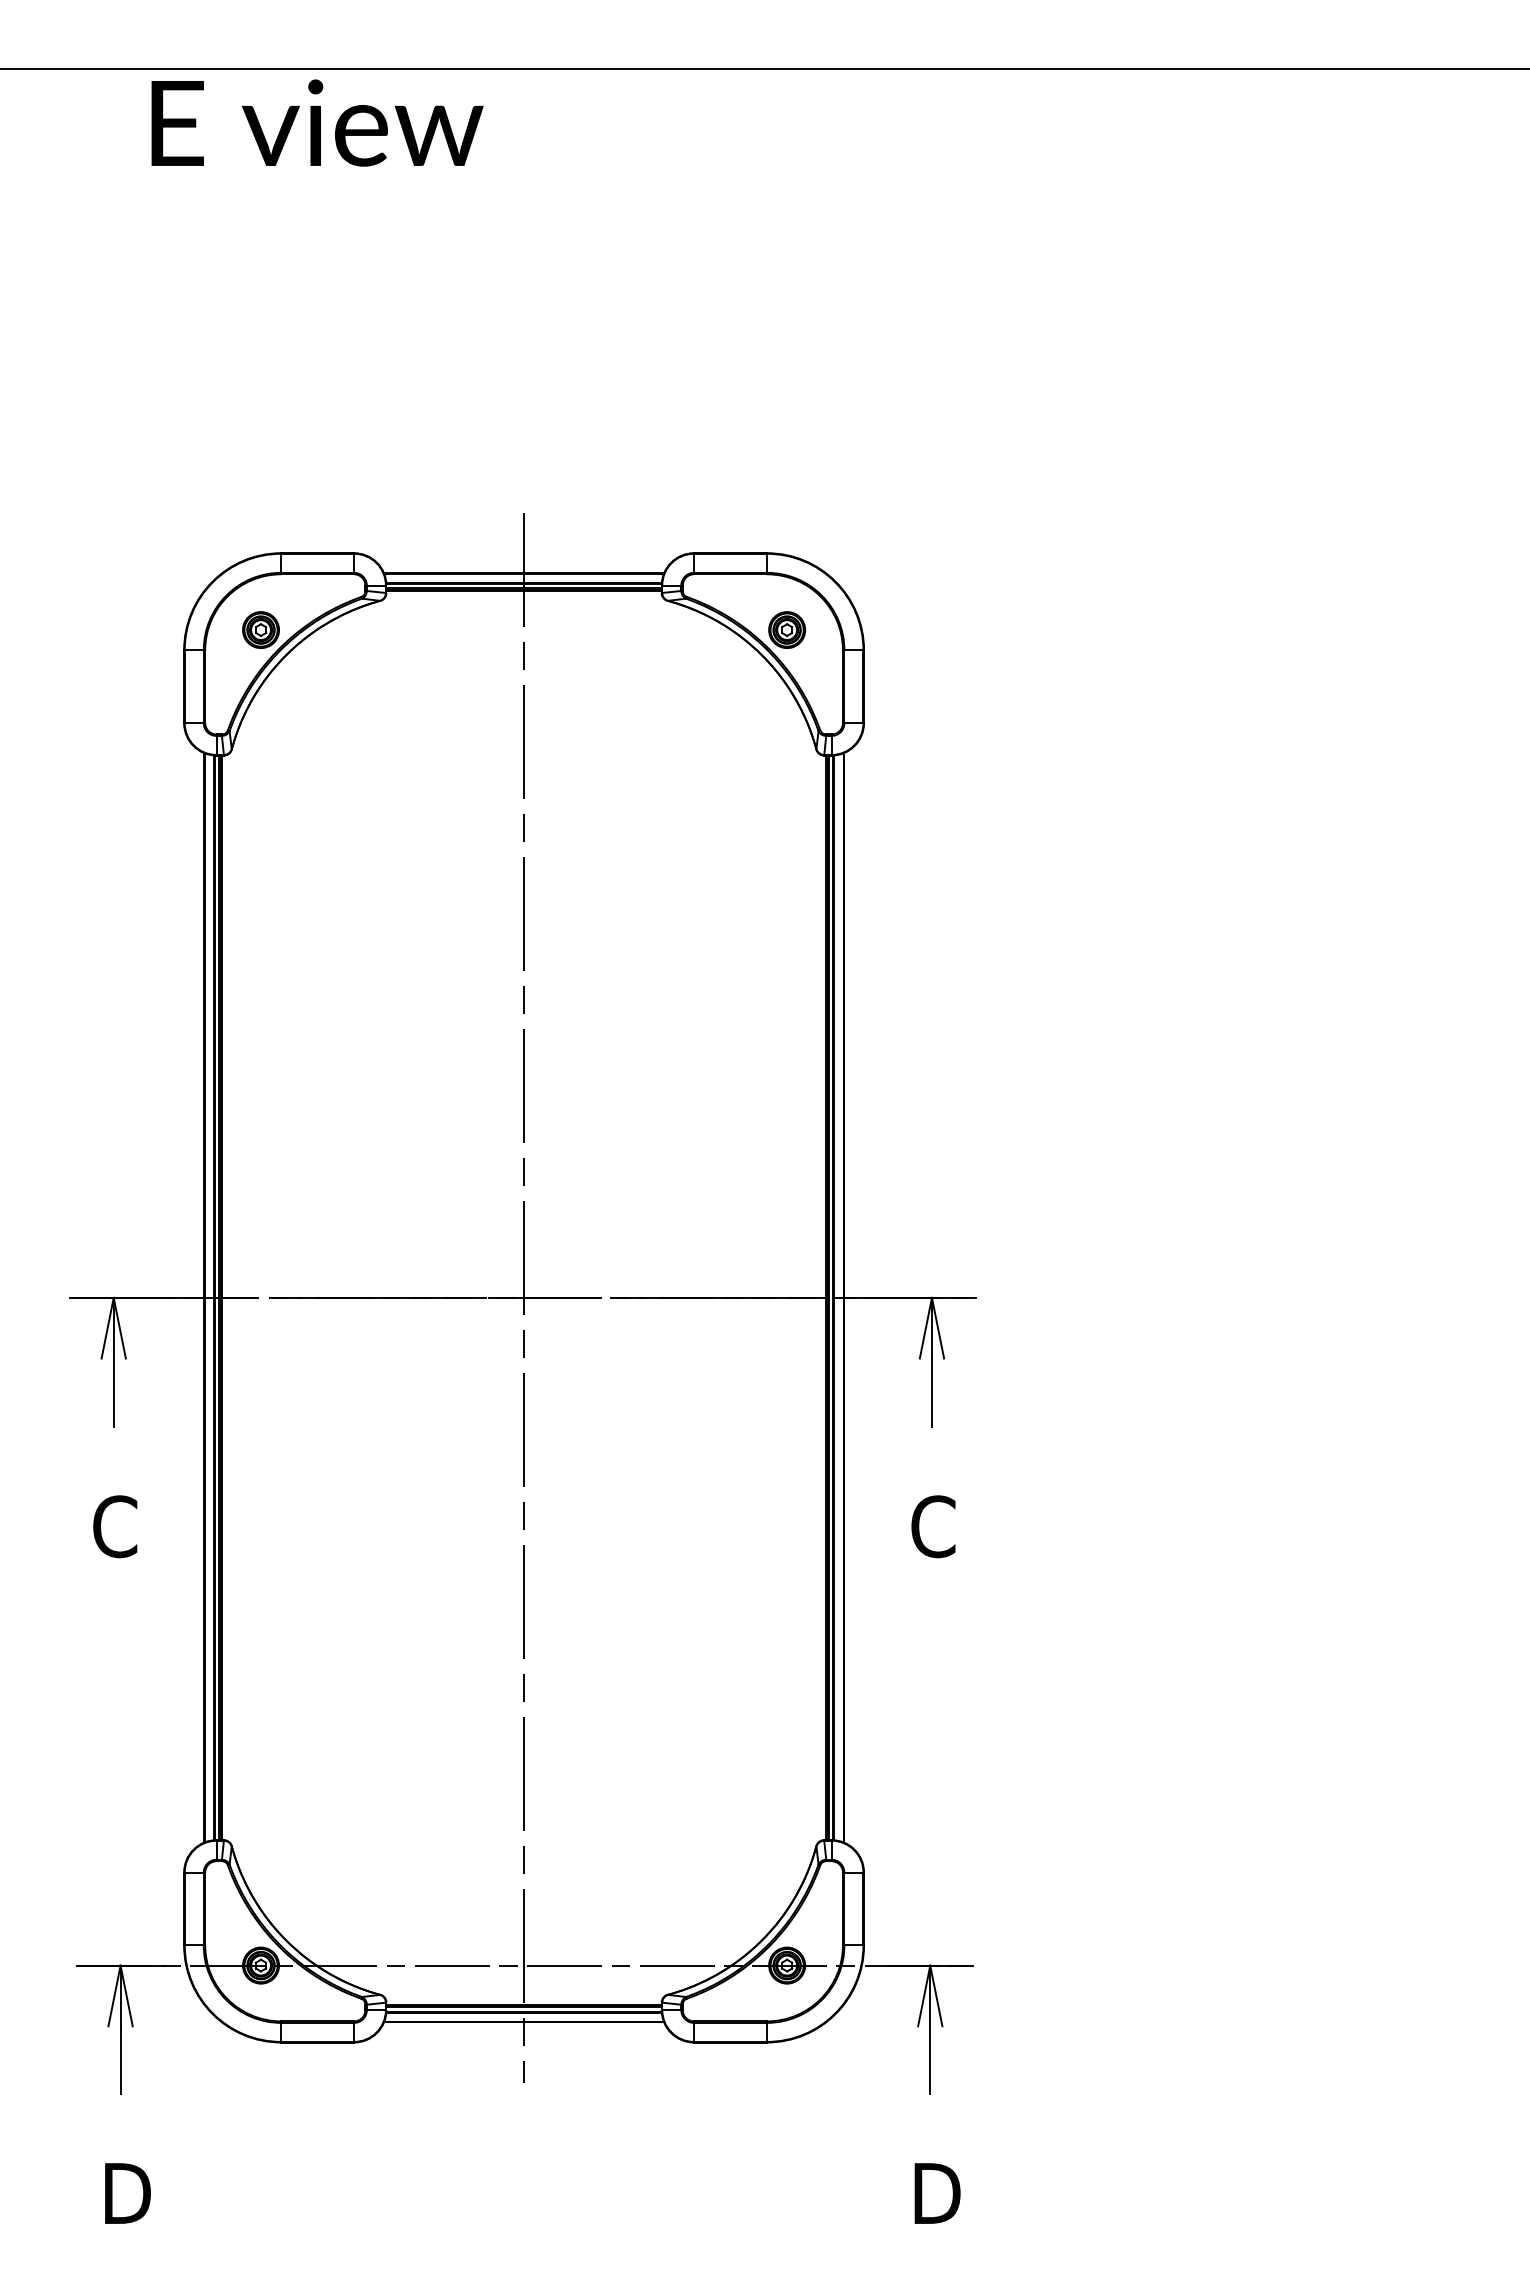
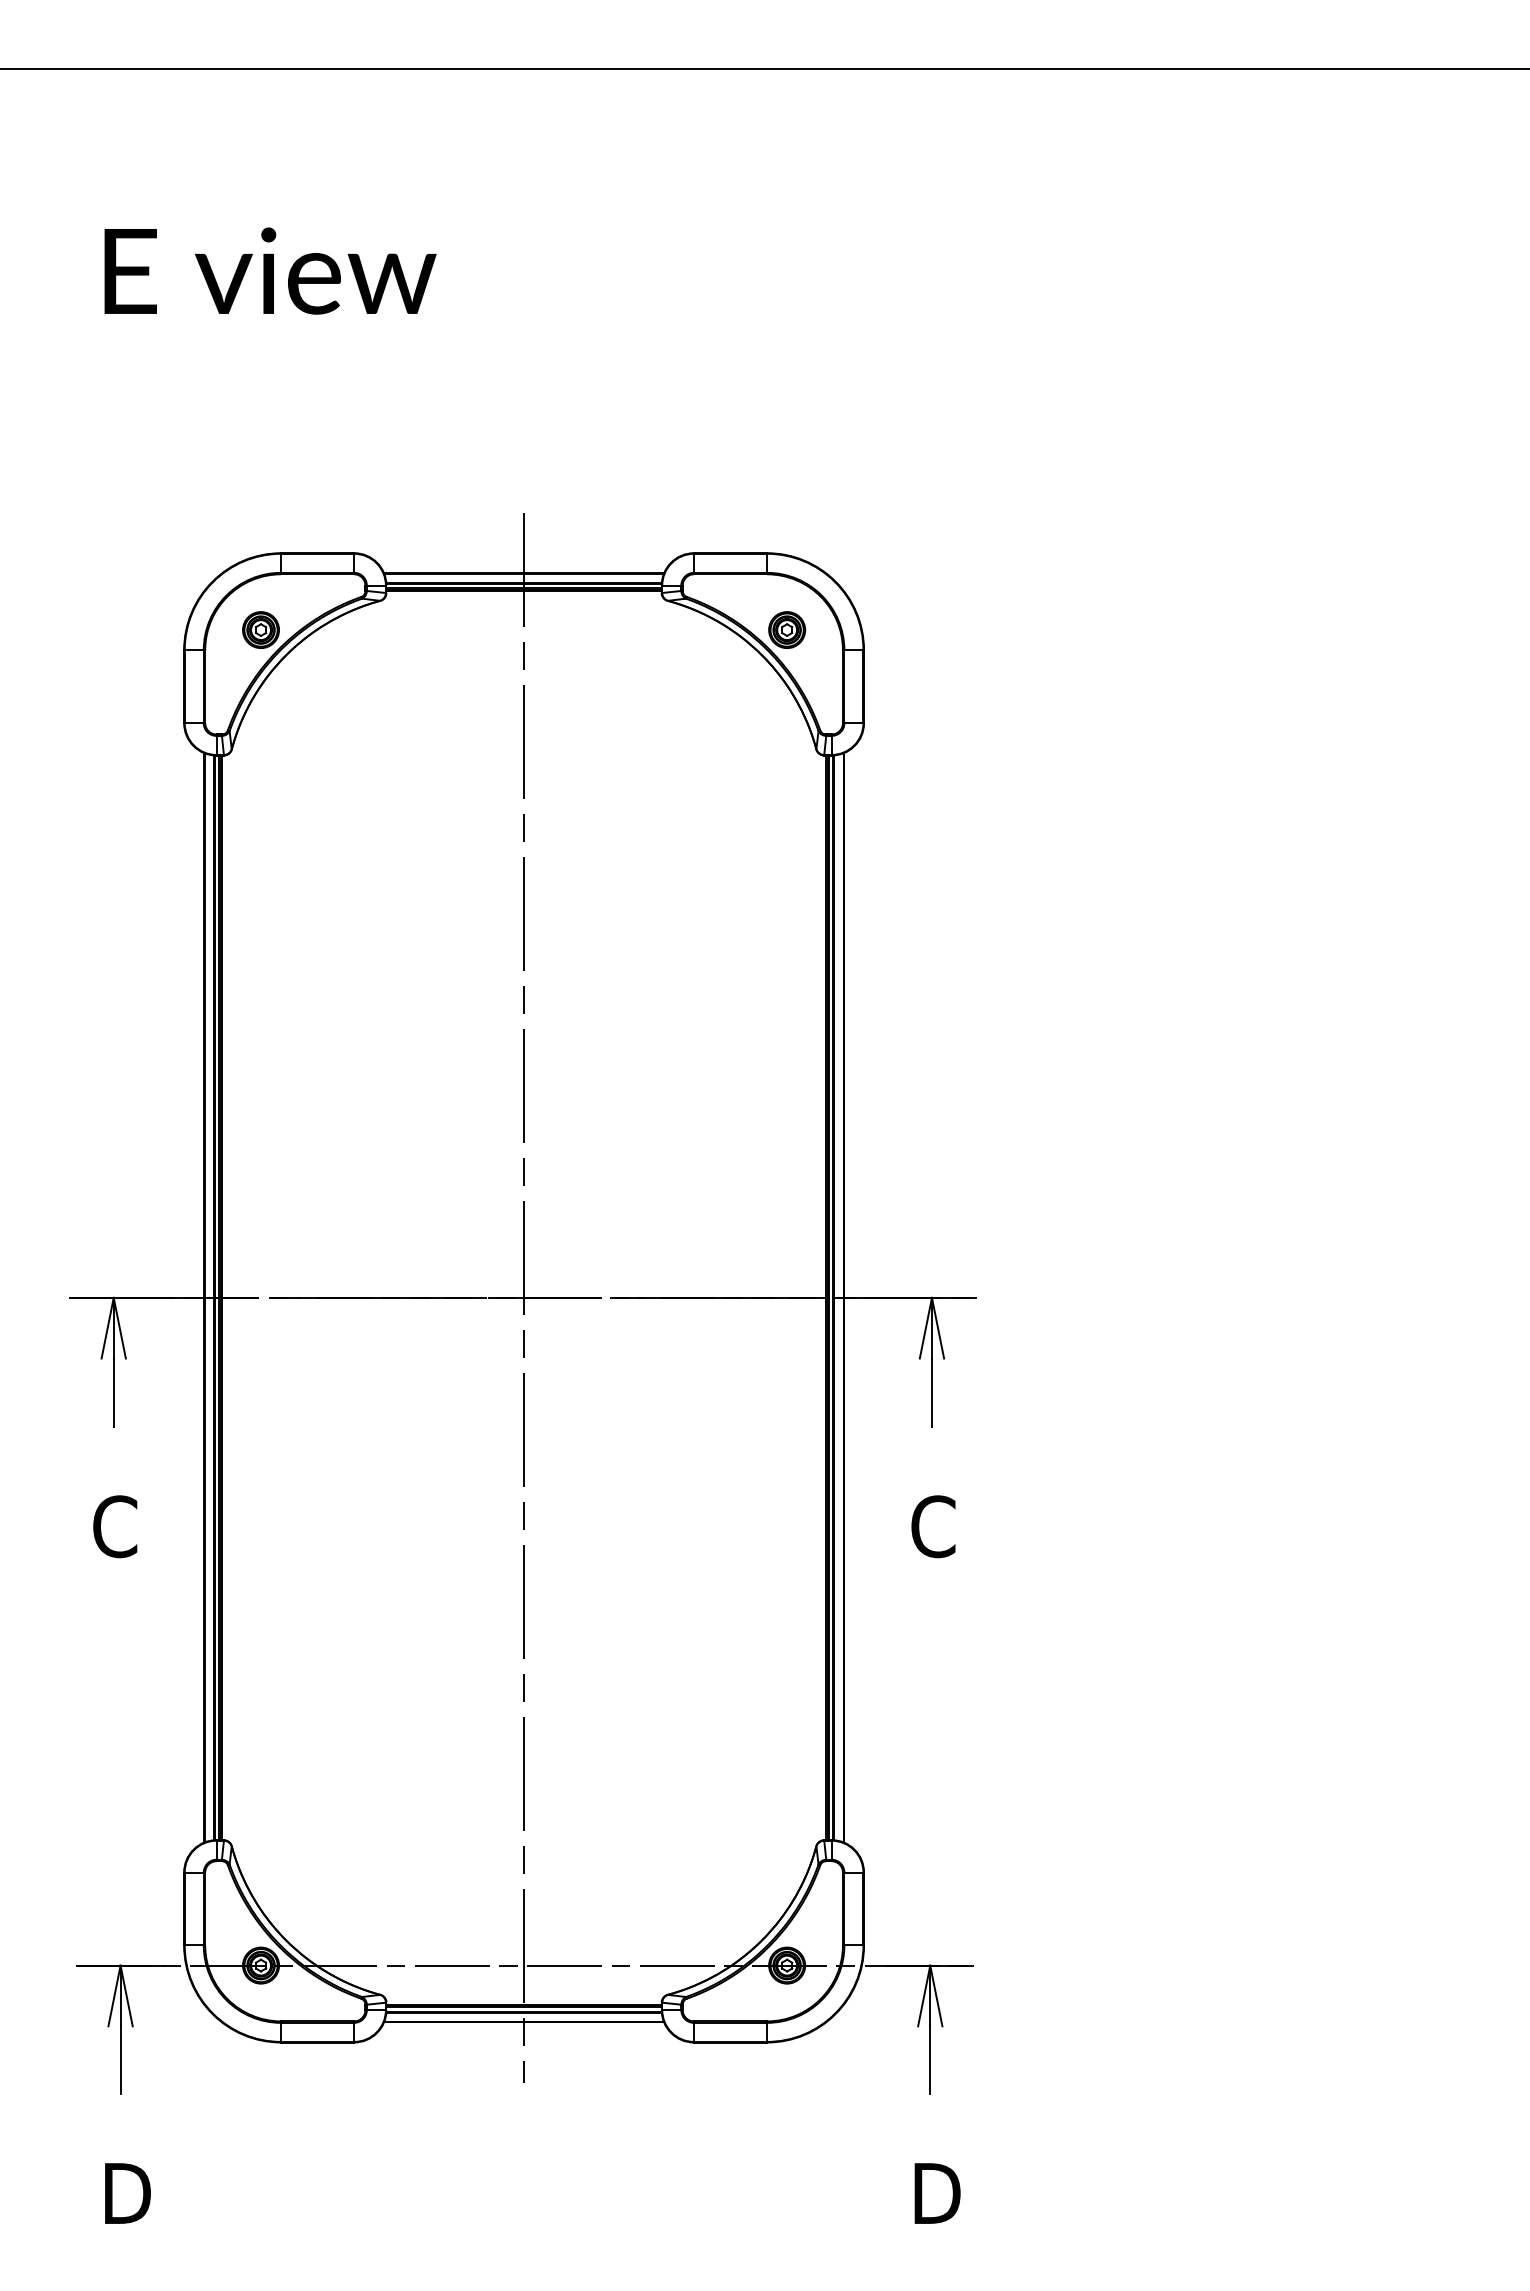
text position: (317, 122) -> (270, 270) (270, 270)
